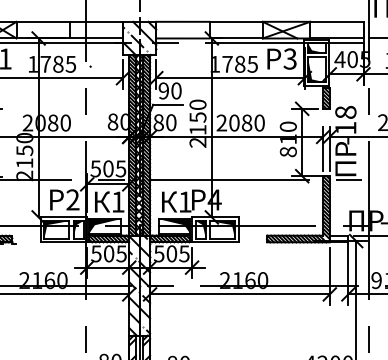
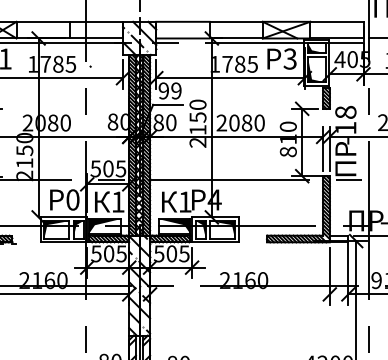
text: 90 -> 99 (176, 90)
text: 2 -> 0 (72, 199)
line: present -> none (239, 294)
